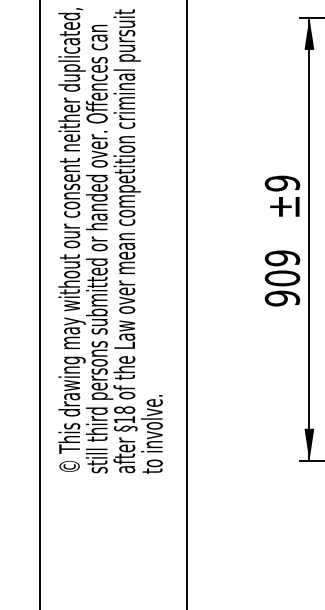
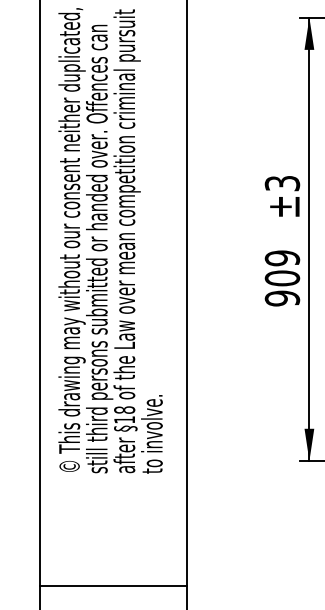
text: ±9 -> ±3 (281, 183)
line: none -> present (113, 586)
